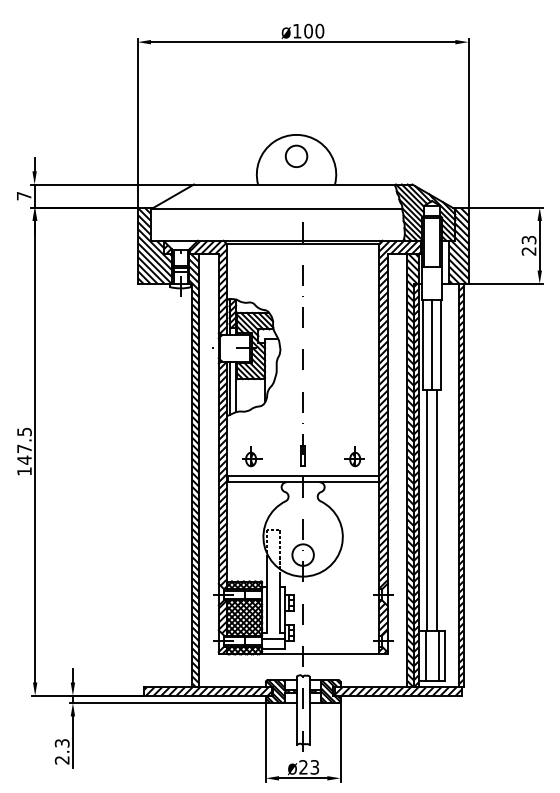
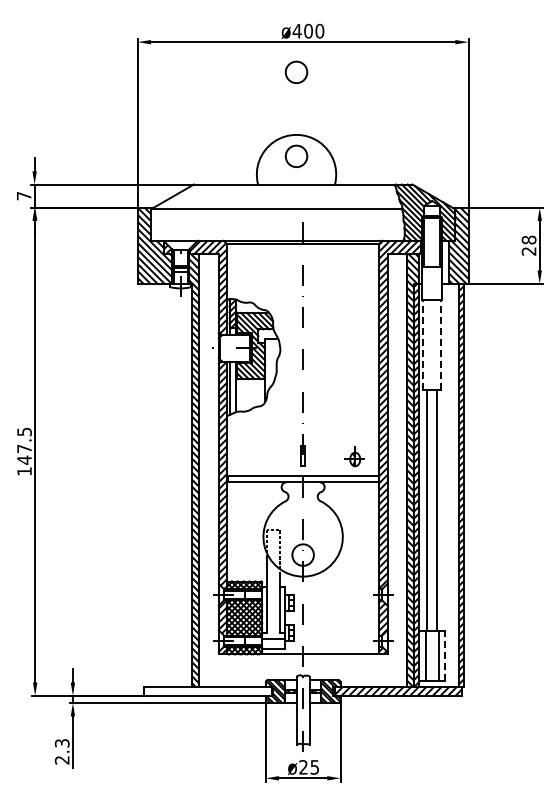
text: ø100 -> ø400 (296, 31)
circle: none -> present (296, 71)
text: 23 -> 28 (528, 239)
line: present -> none (432, 344)
line: solid -> dashed (423, 345)
line: solid -> dashed (441, 345)
part: present -> none (252, 456)
line: solid -> dashed (445, 656)
hatch: present -> none (207, 691)
text: ø23 -> ø25 (315, 766)
